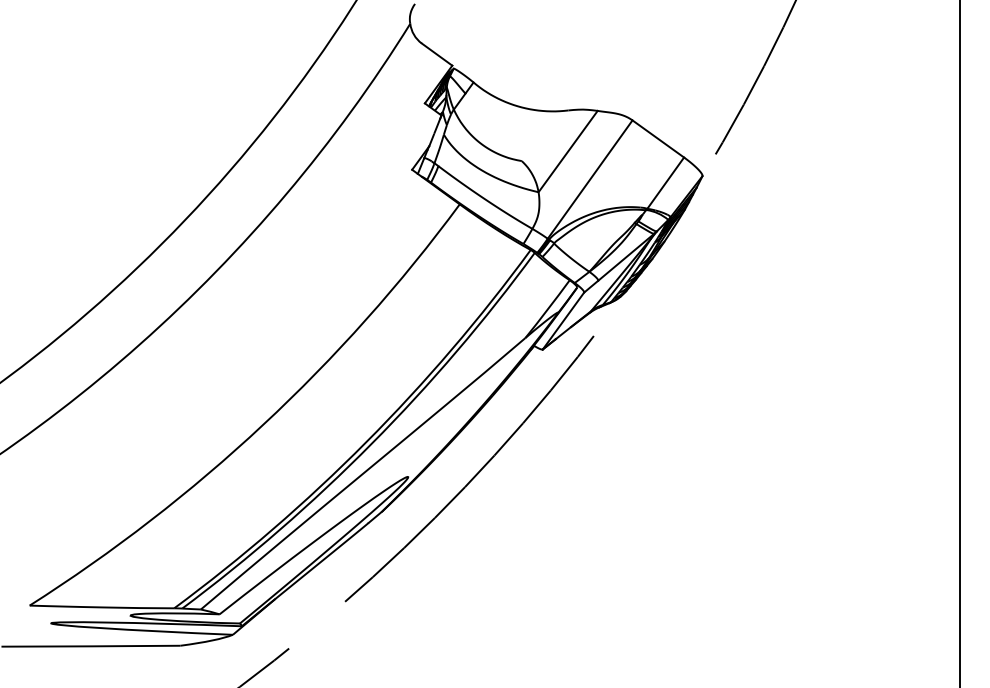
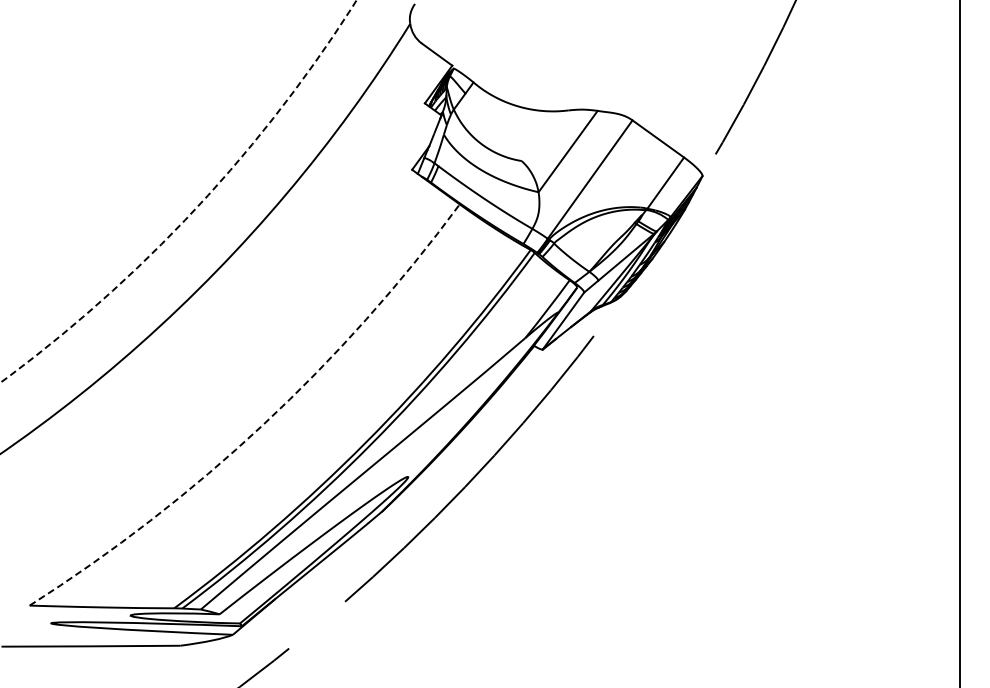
circle: solid -> dashed (178, 191)
arc: solid -> dashed (263, 424)
